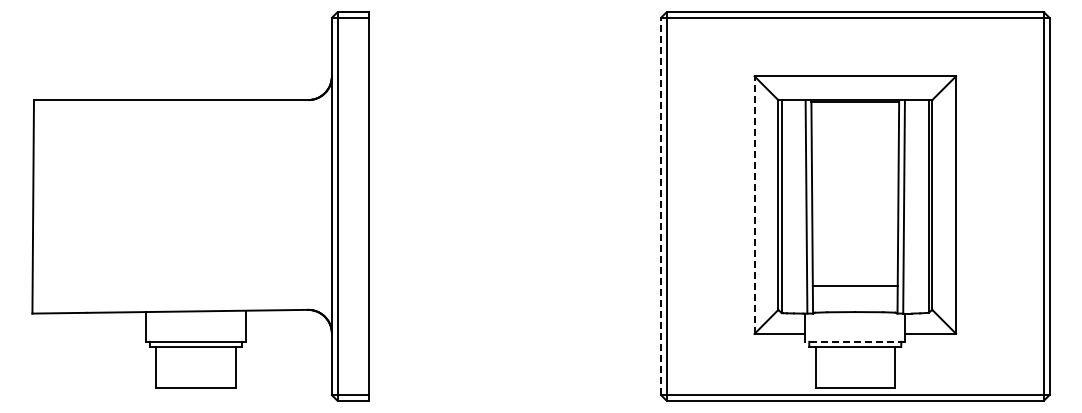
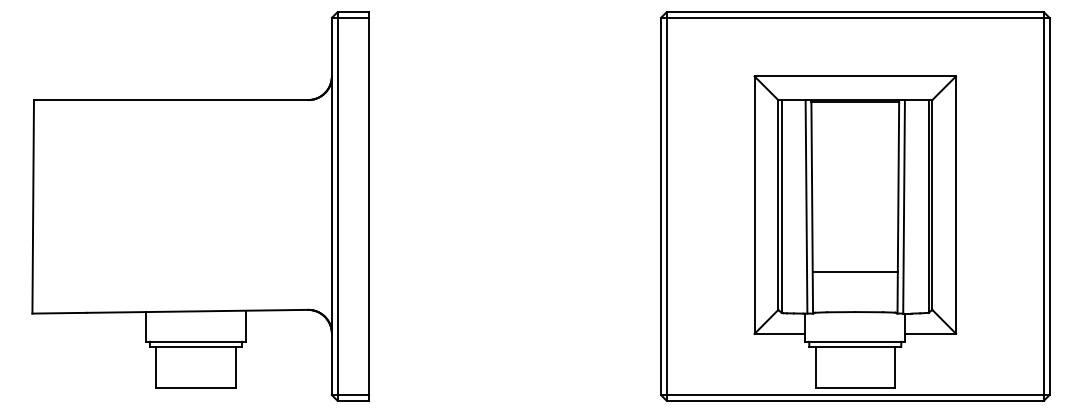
line: dashed -> solid (754, 205)
line: dashed -> solid (661, 206)
line position: (854, 286) -> (854, 272) (854, 272)
line: dashed -> solid (854, 341)
